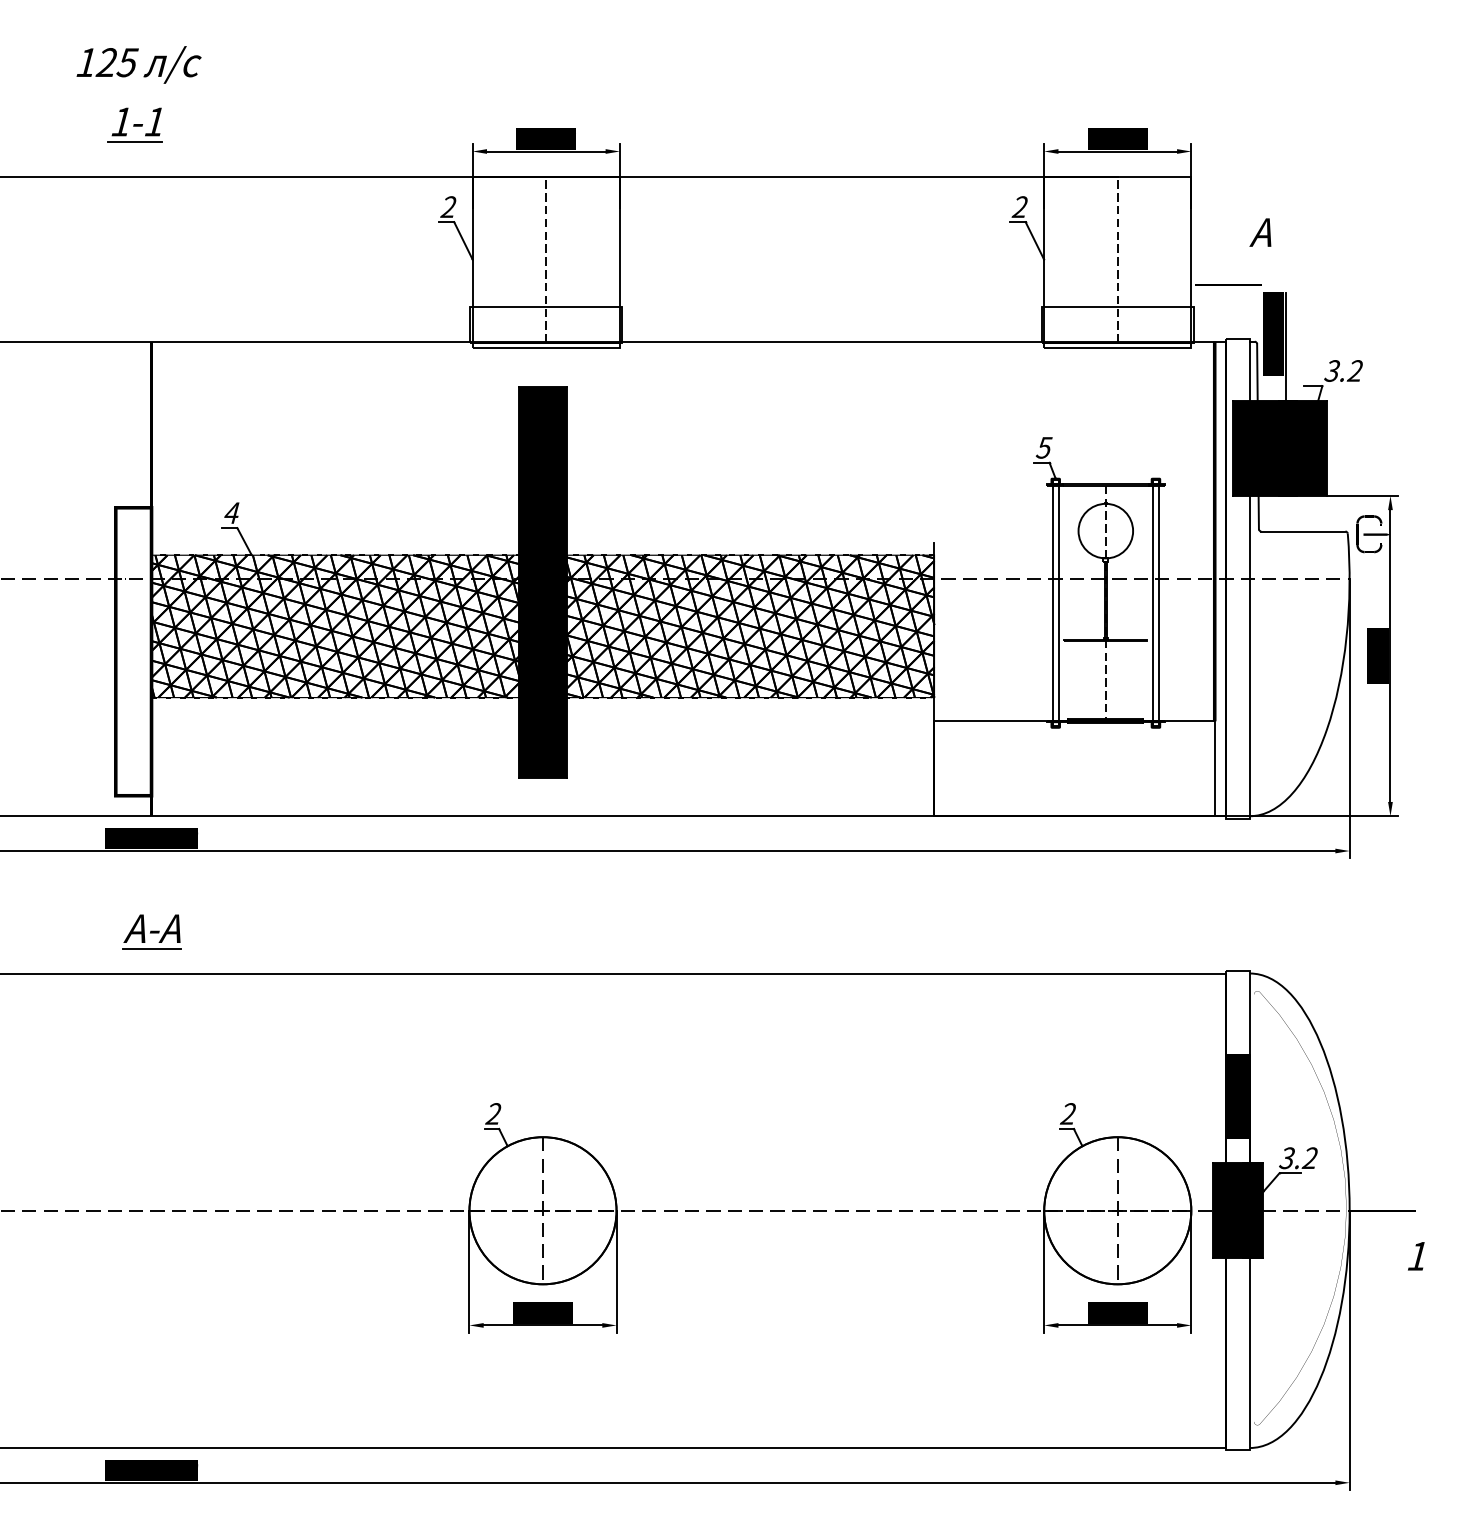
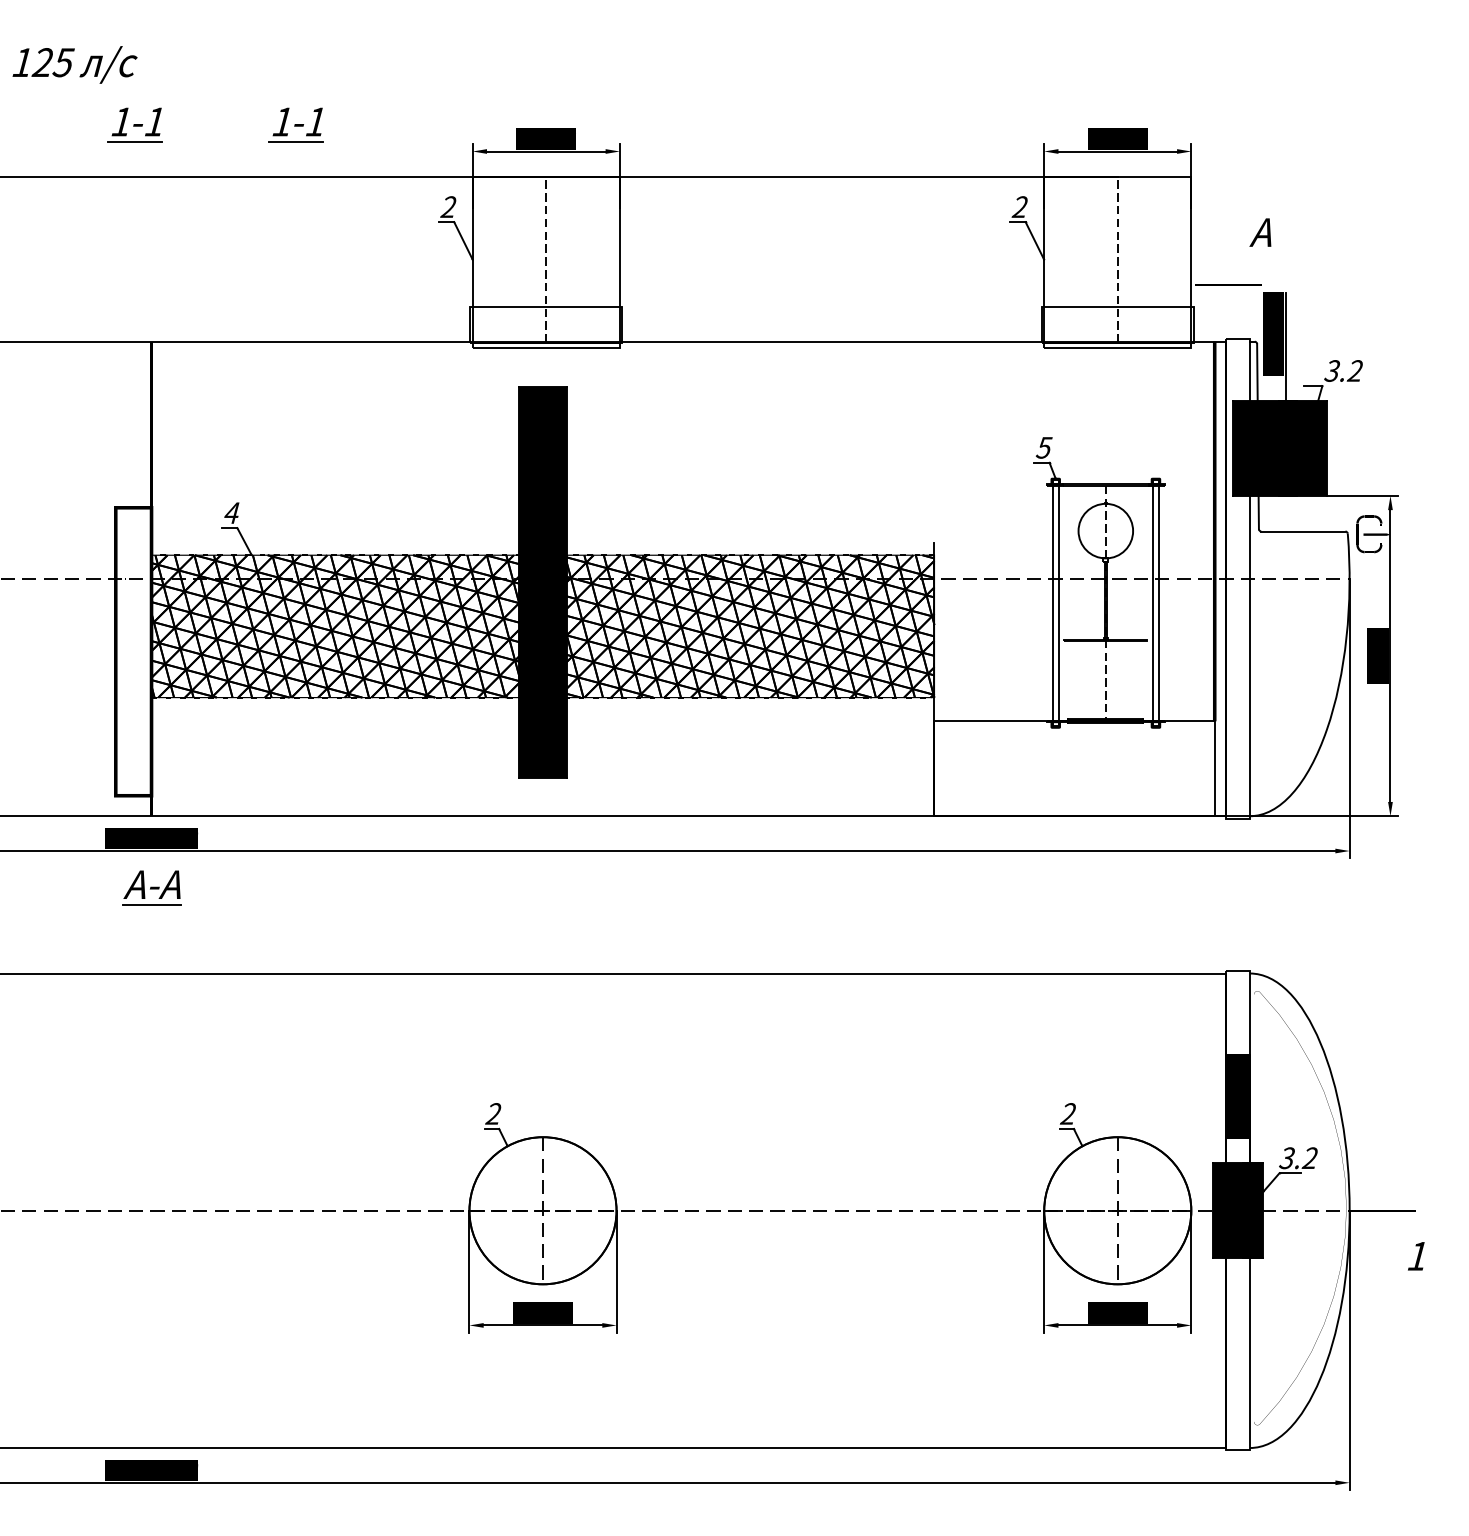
text position: (138, 64) -> (74, 64) (74, 64)
part: none -> present (295, 124)
part position: (151, 931) -> (151, 887) (151, 887)
